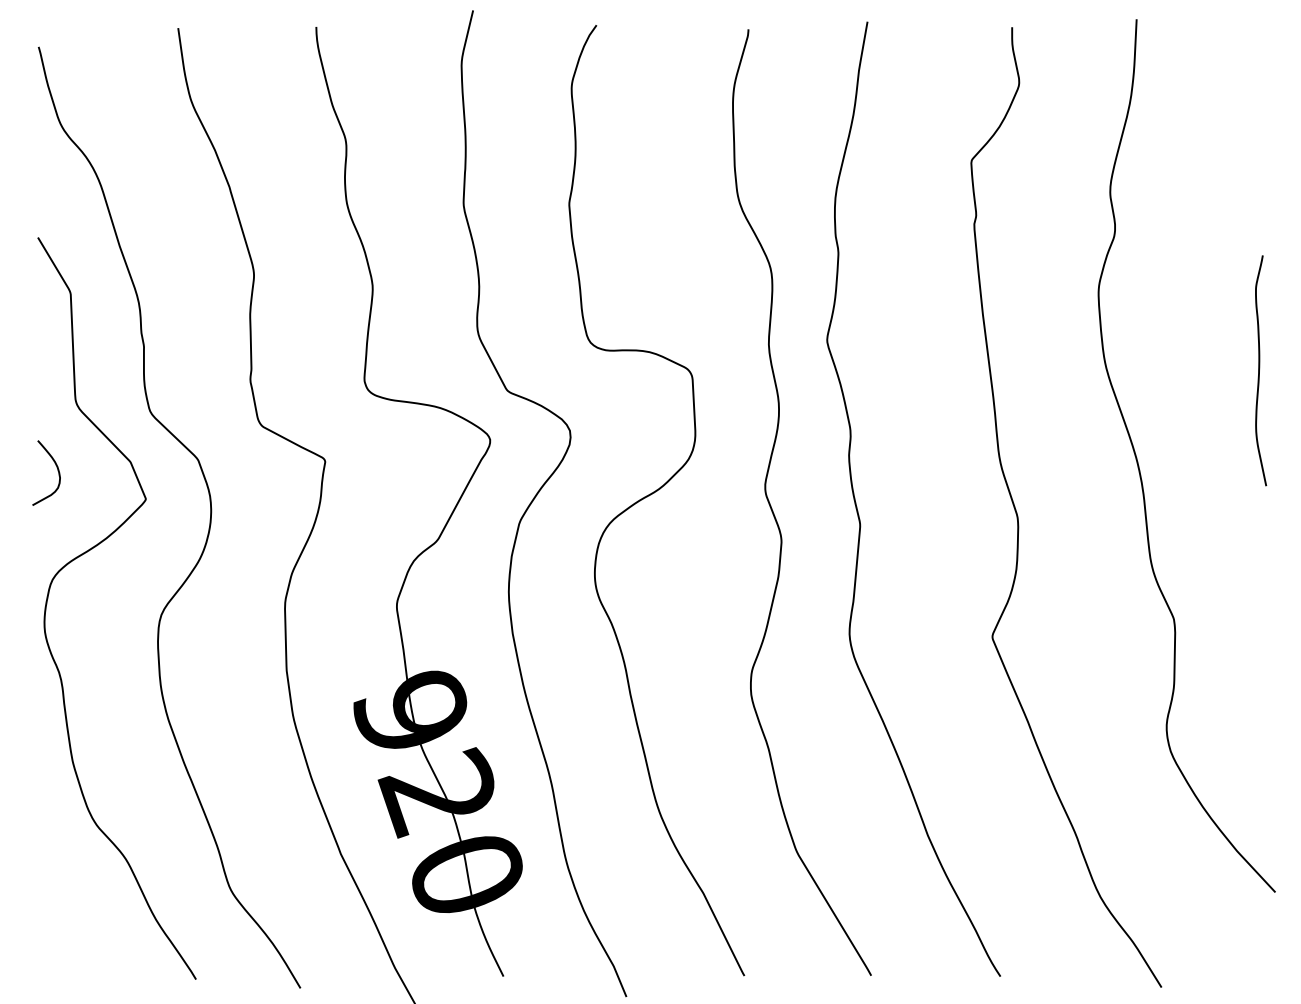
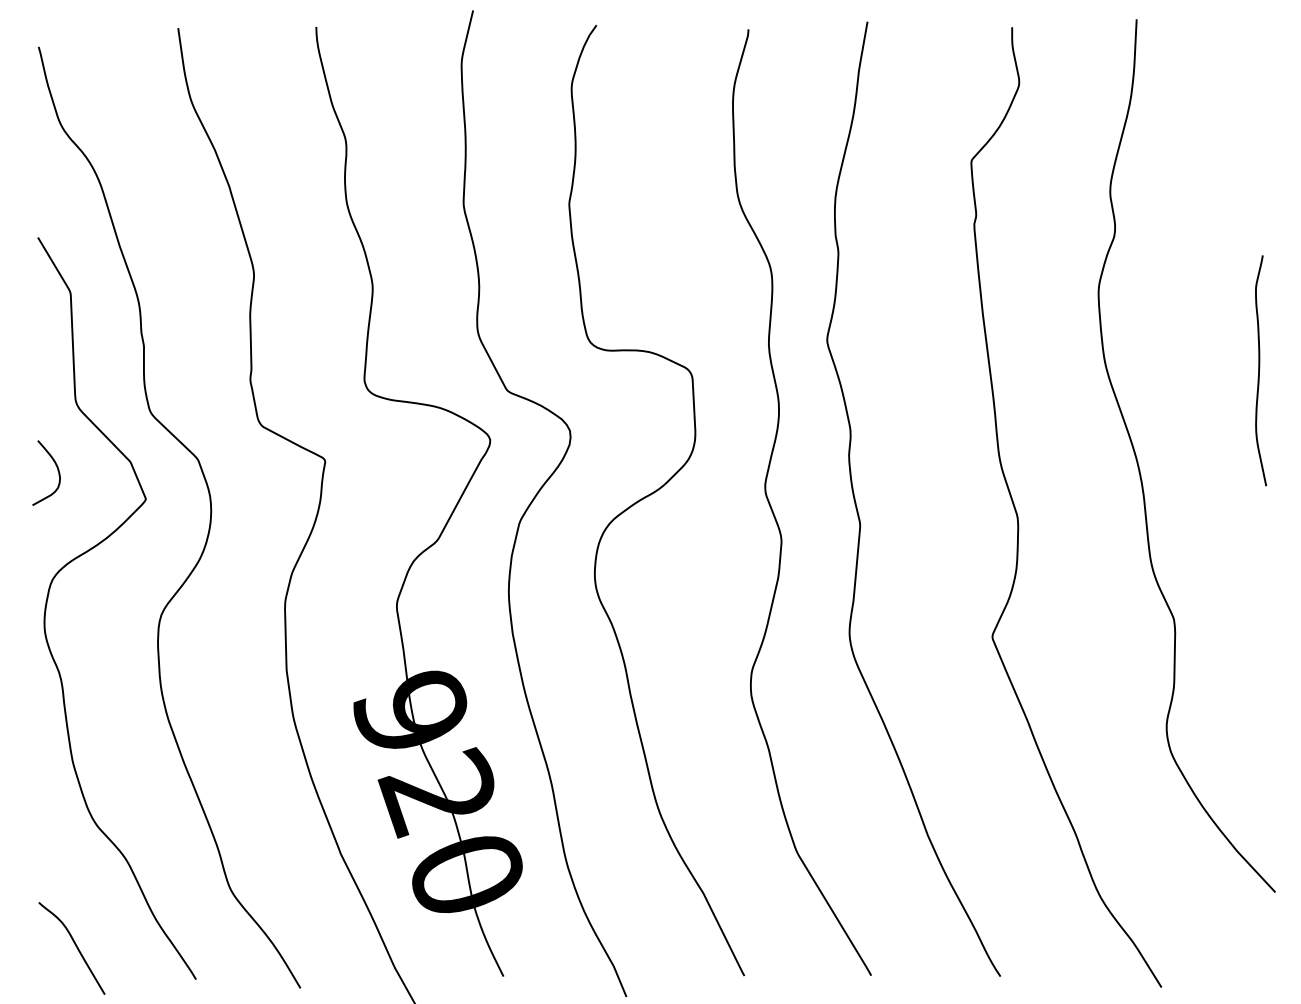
curve: none -> present (75, 946)
